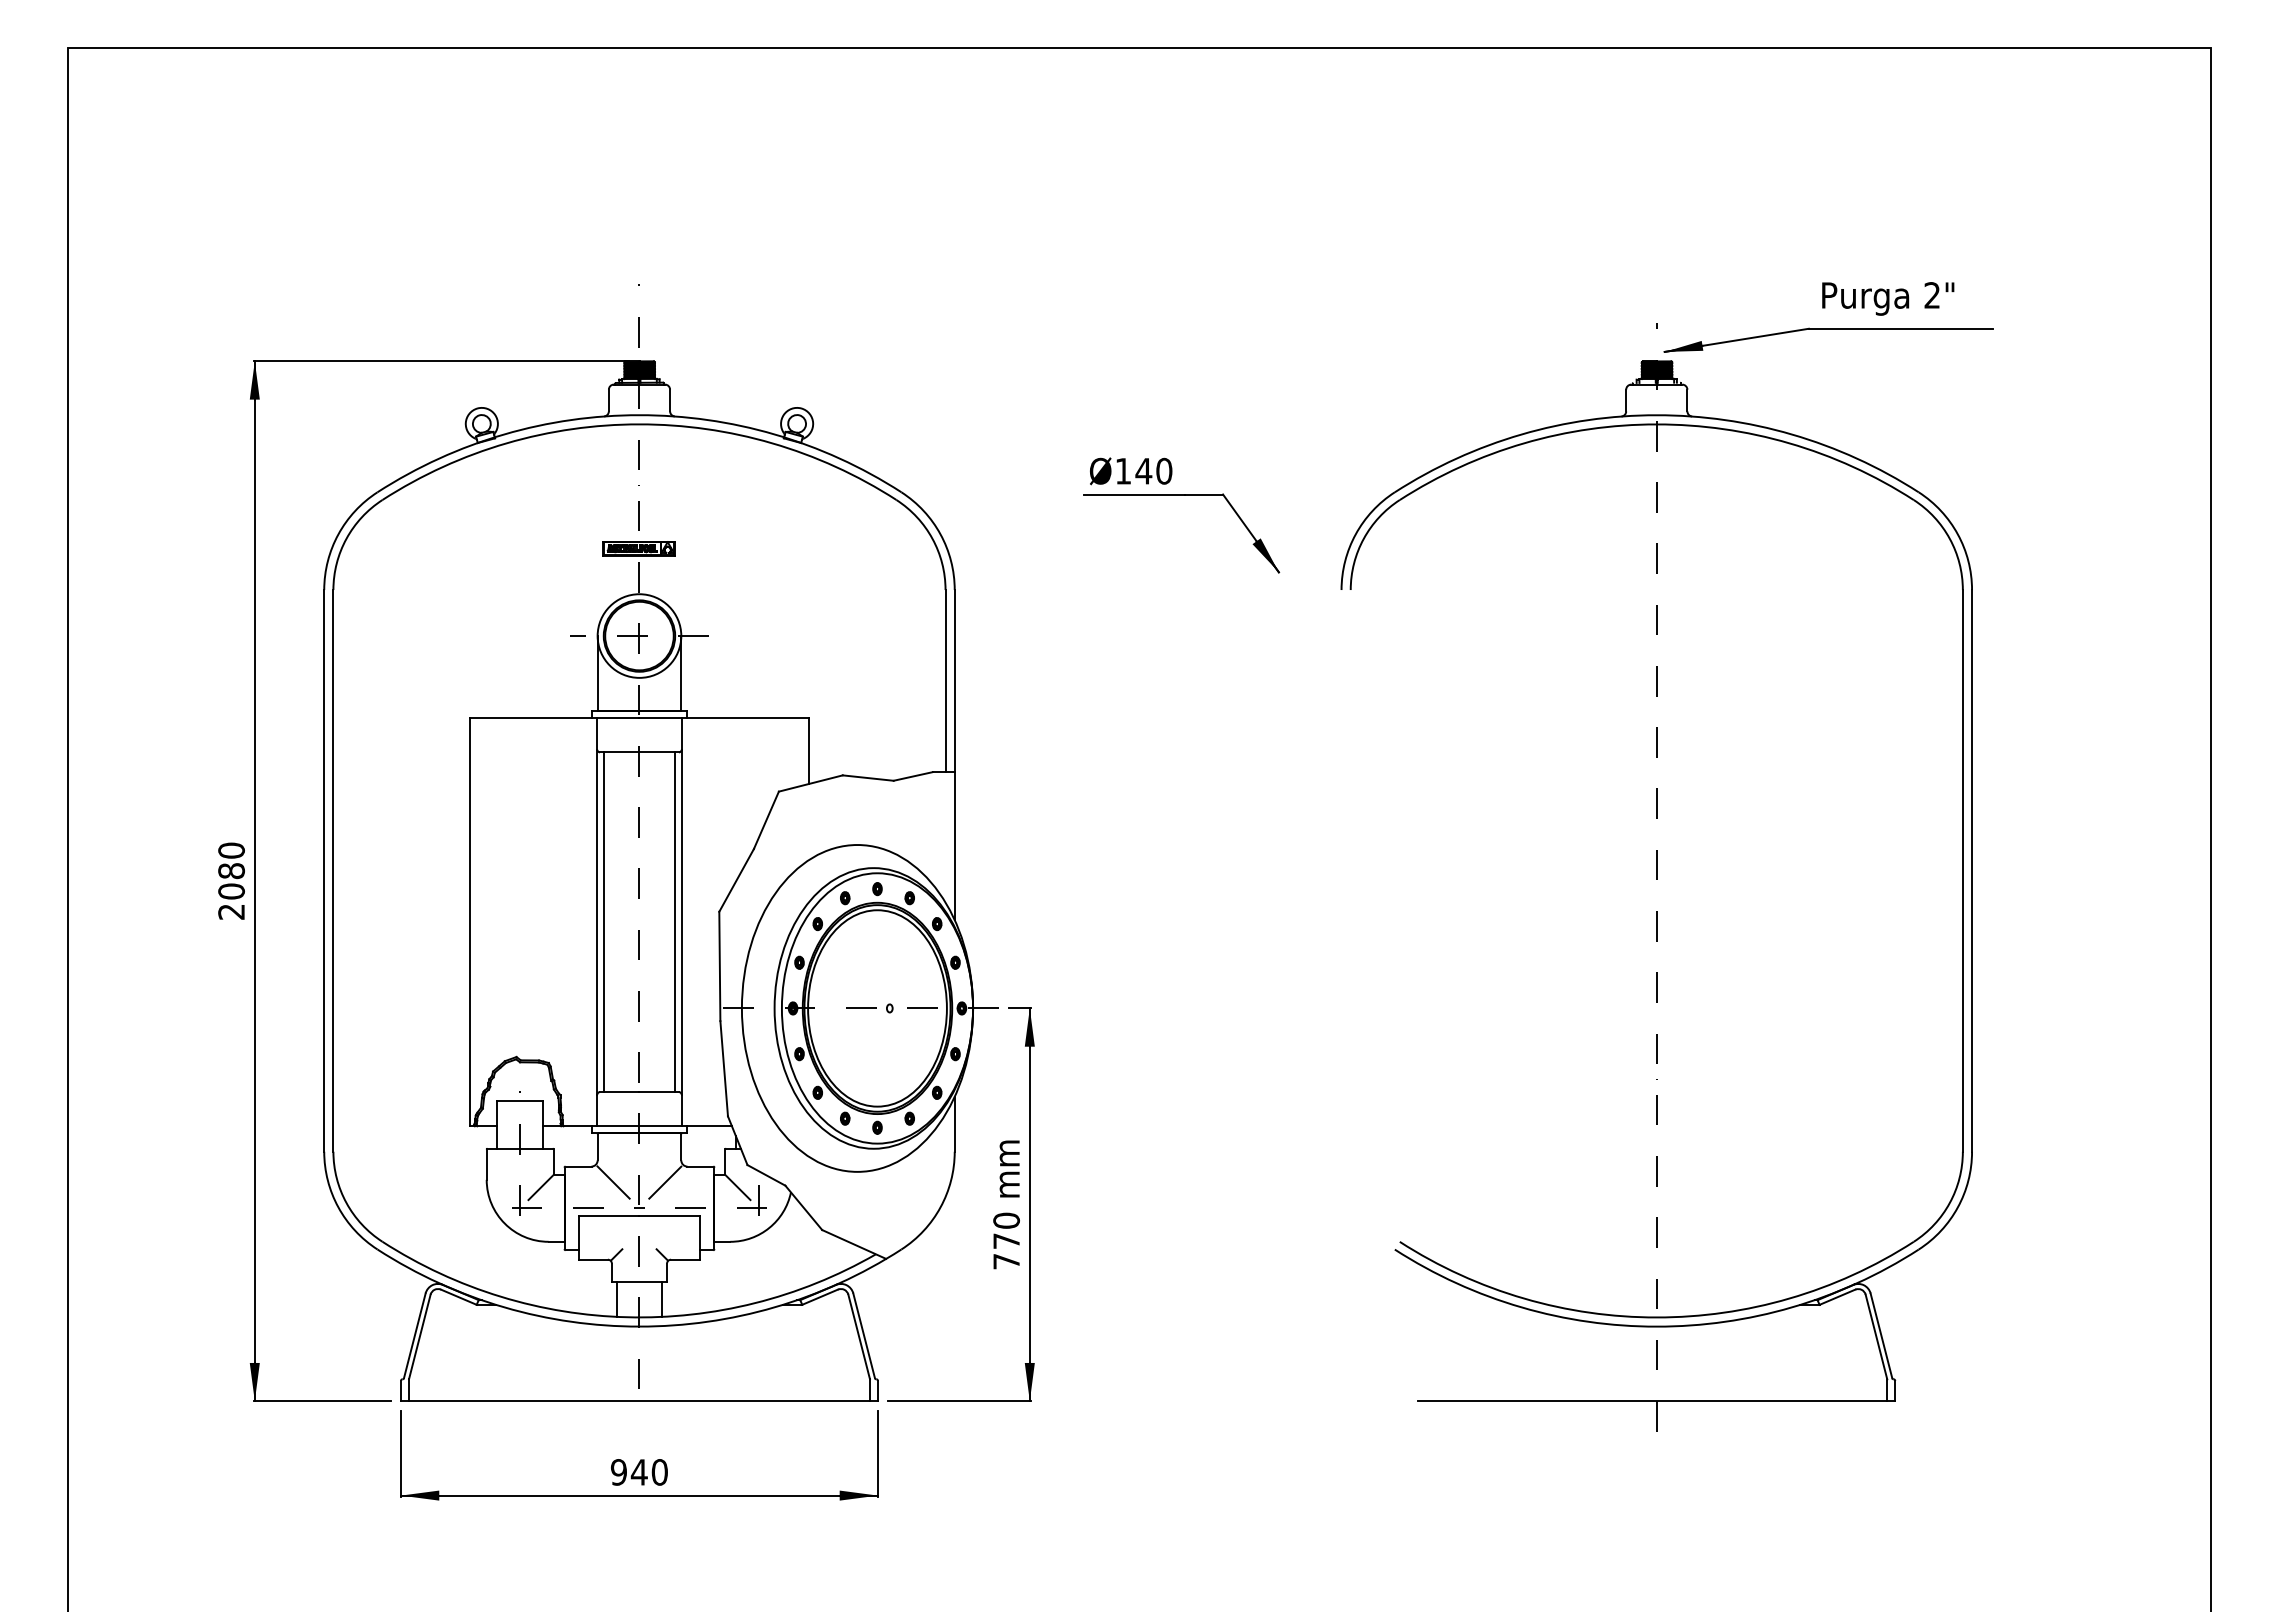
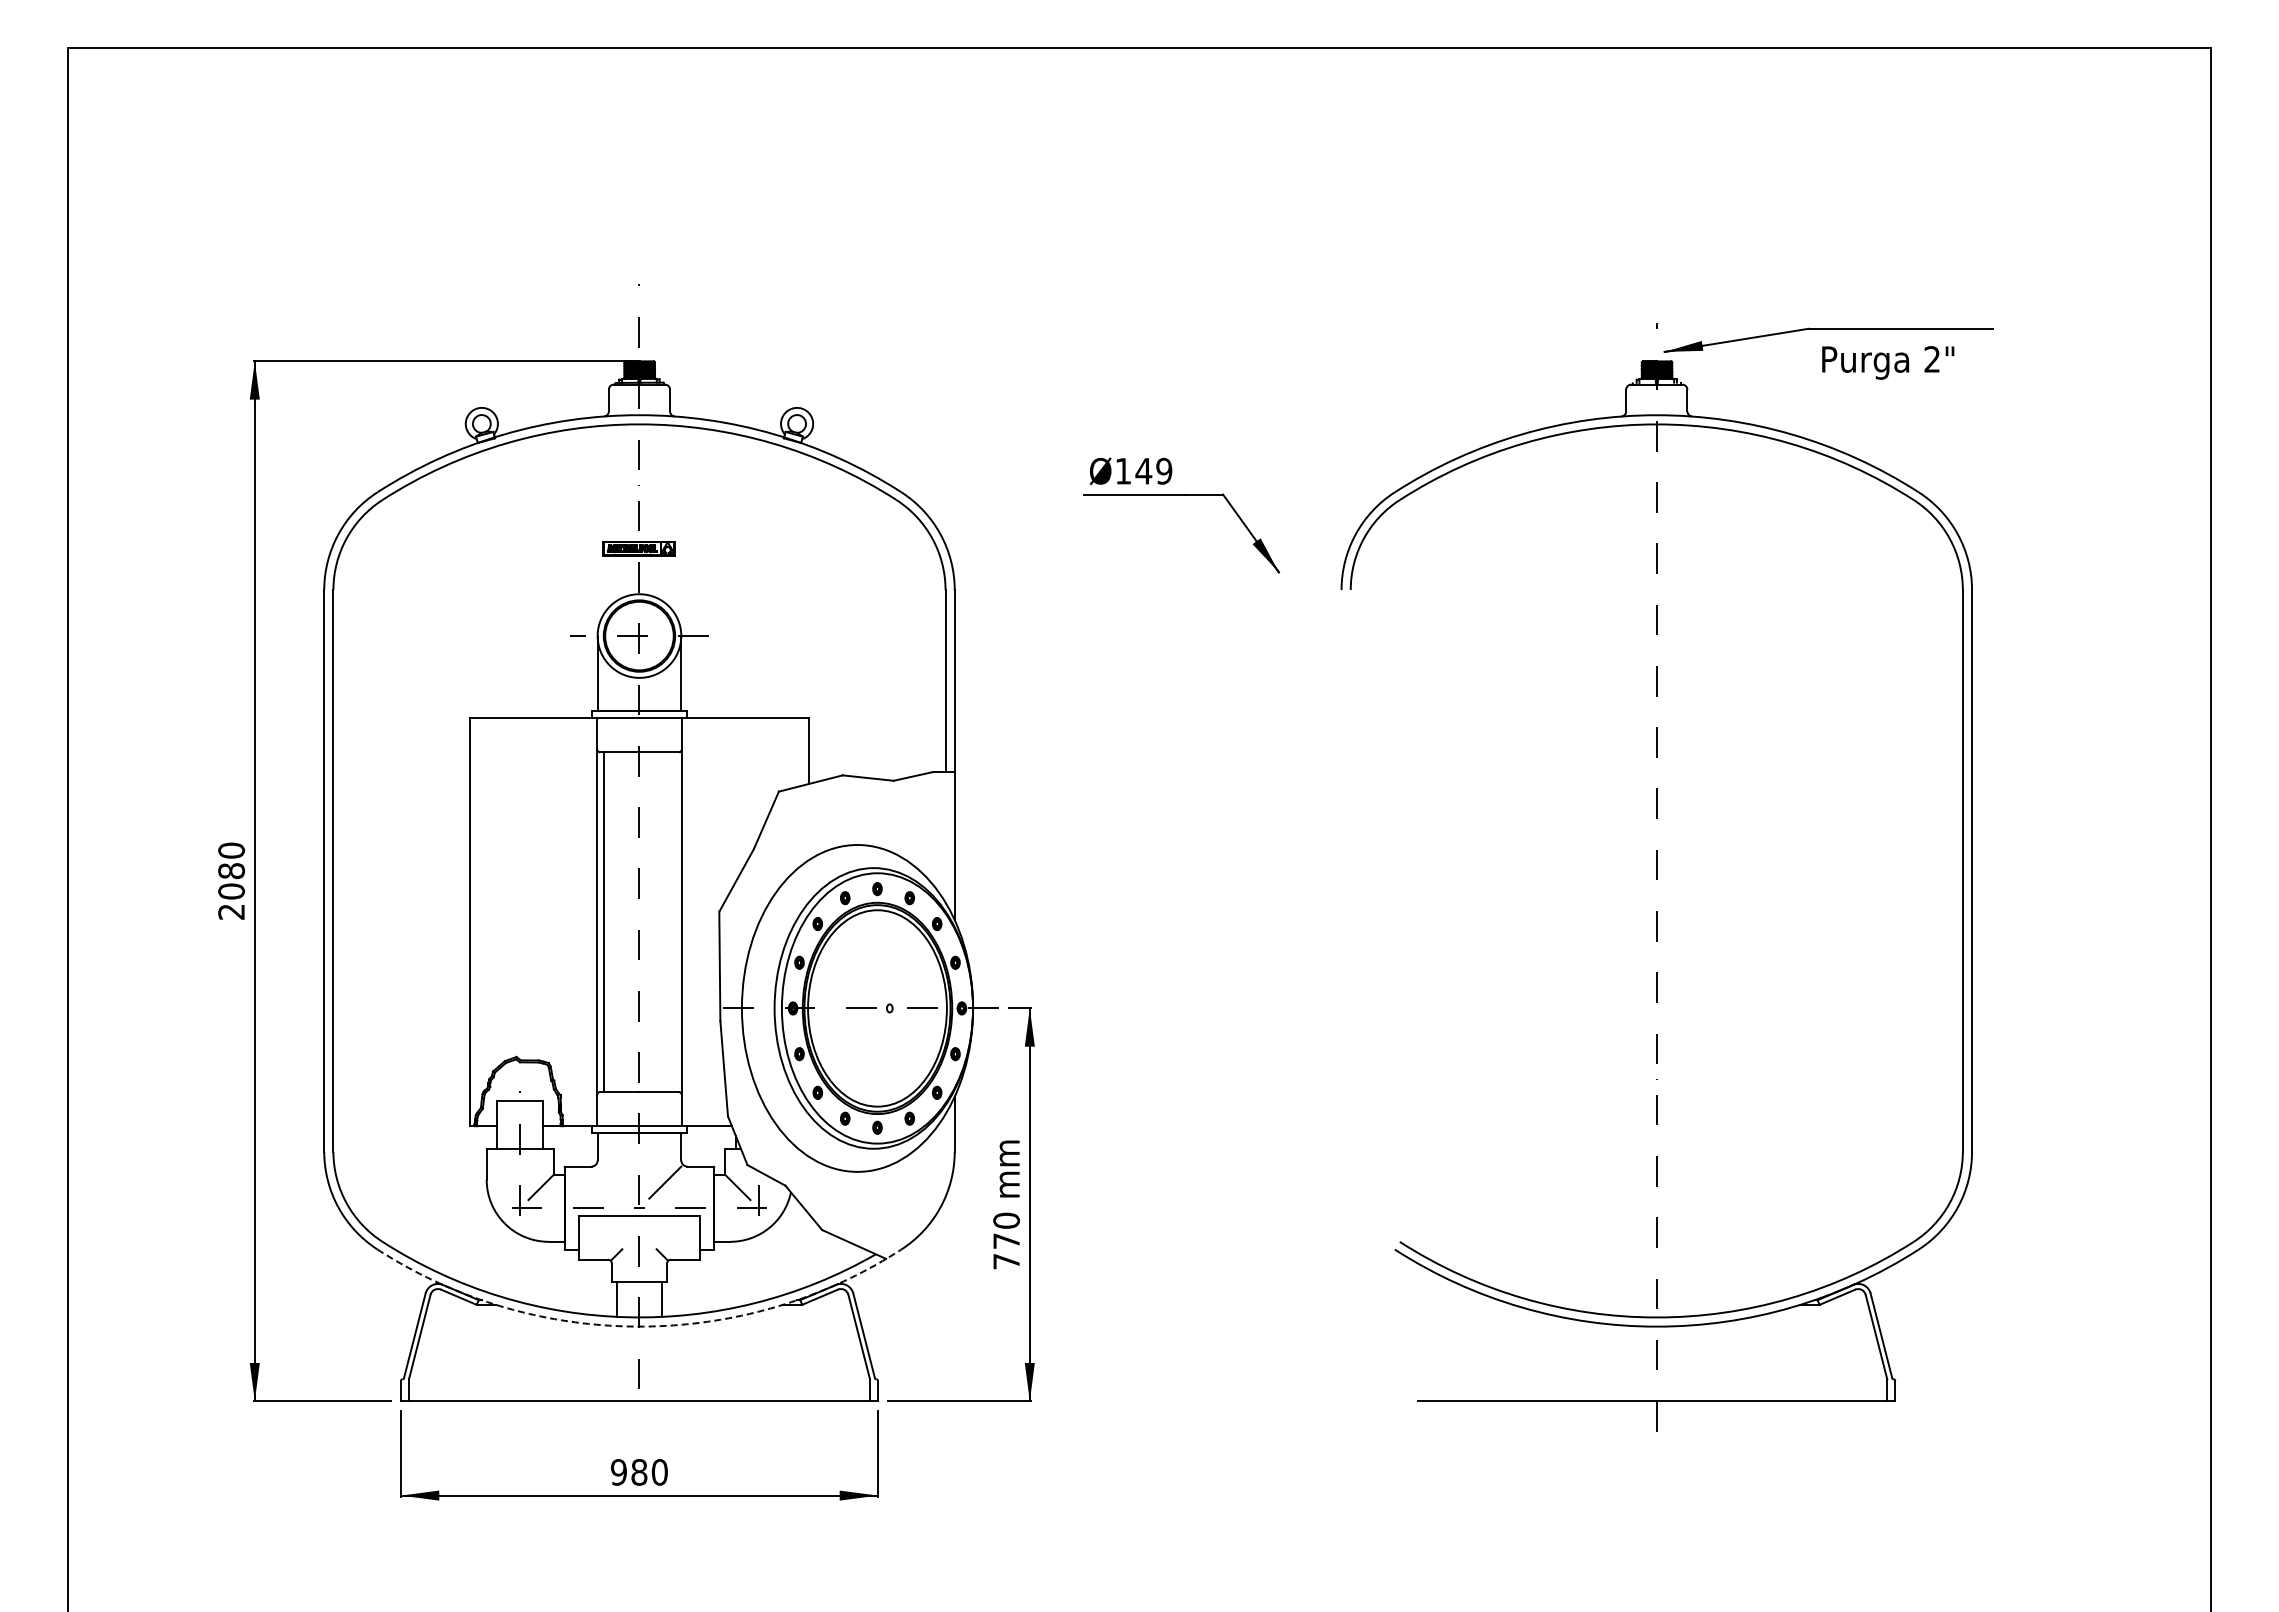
text position: (1888, 298) -> (1888, 362) (1888, 362)
text: Ø140 -> Ø149 (1164, 471)
line: present -> none (675, 922)
line: present -> none (613, 1182)
arc: solid -> dashed (639, 1326)
text: 940 -> 980 (638, 1472)
